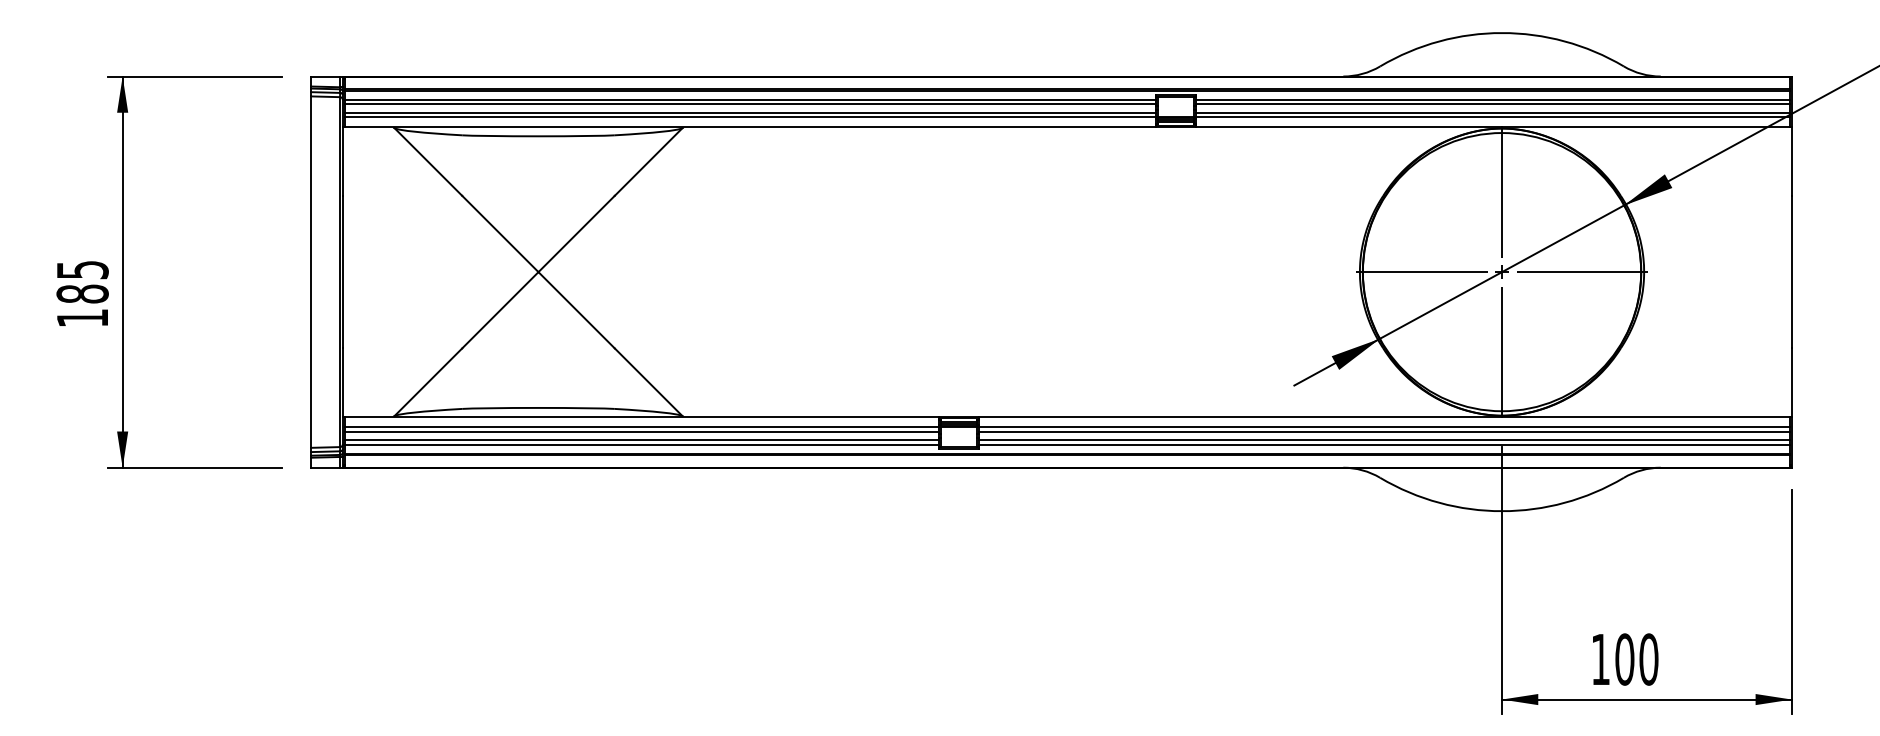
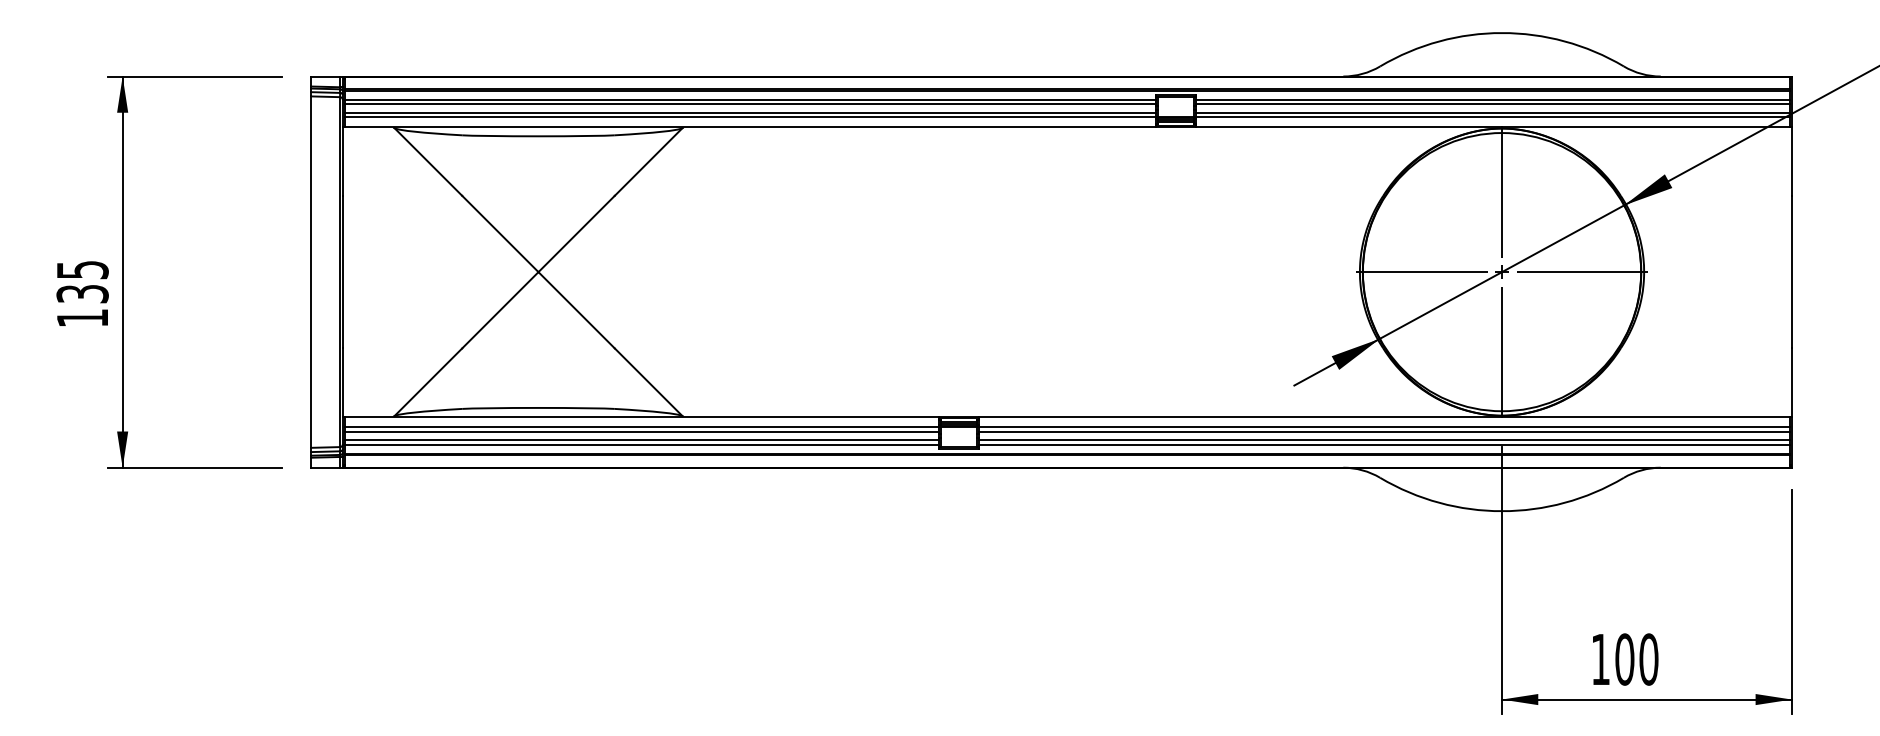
text: 185 -> 135 (82, 293)
